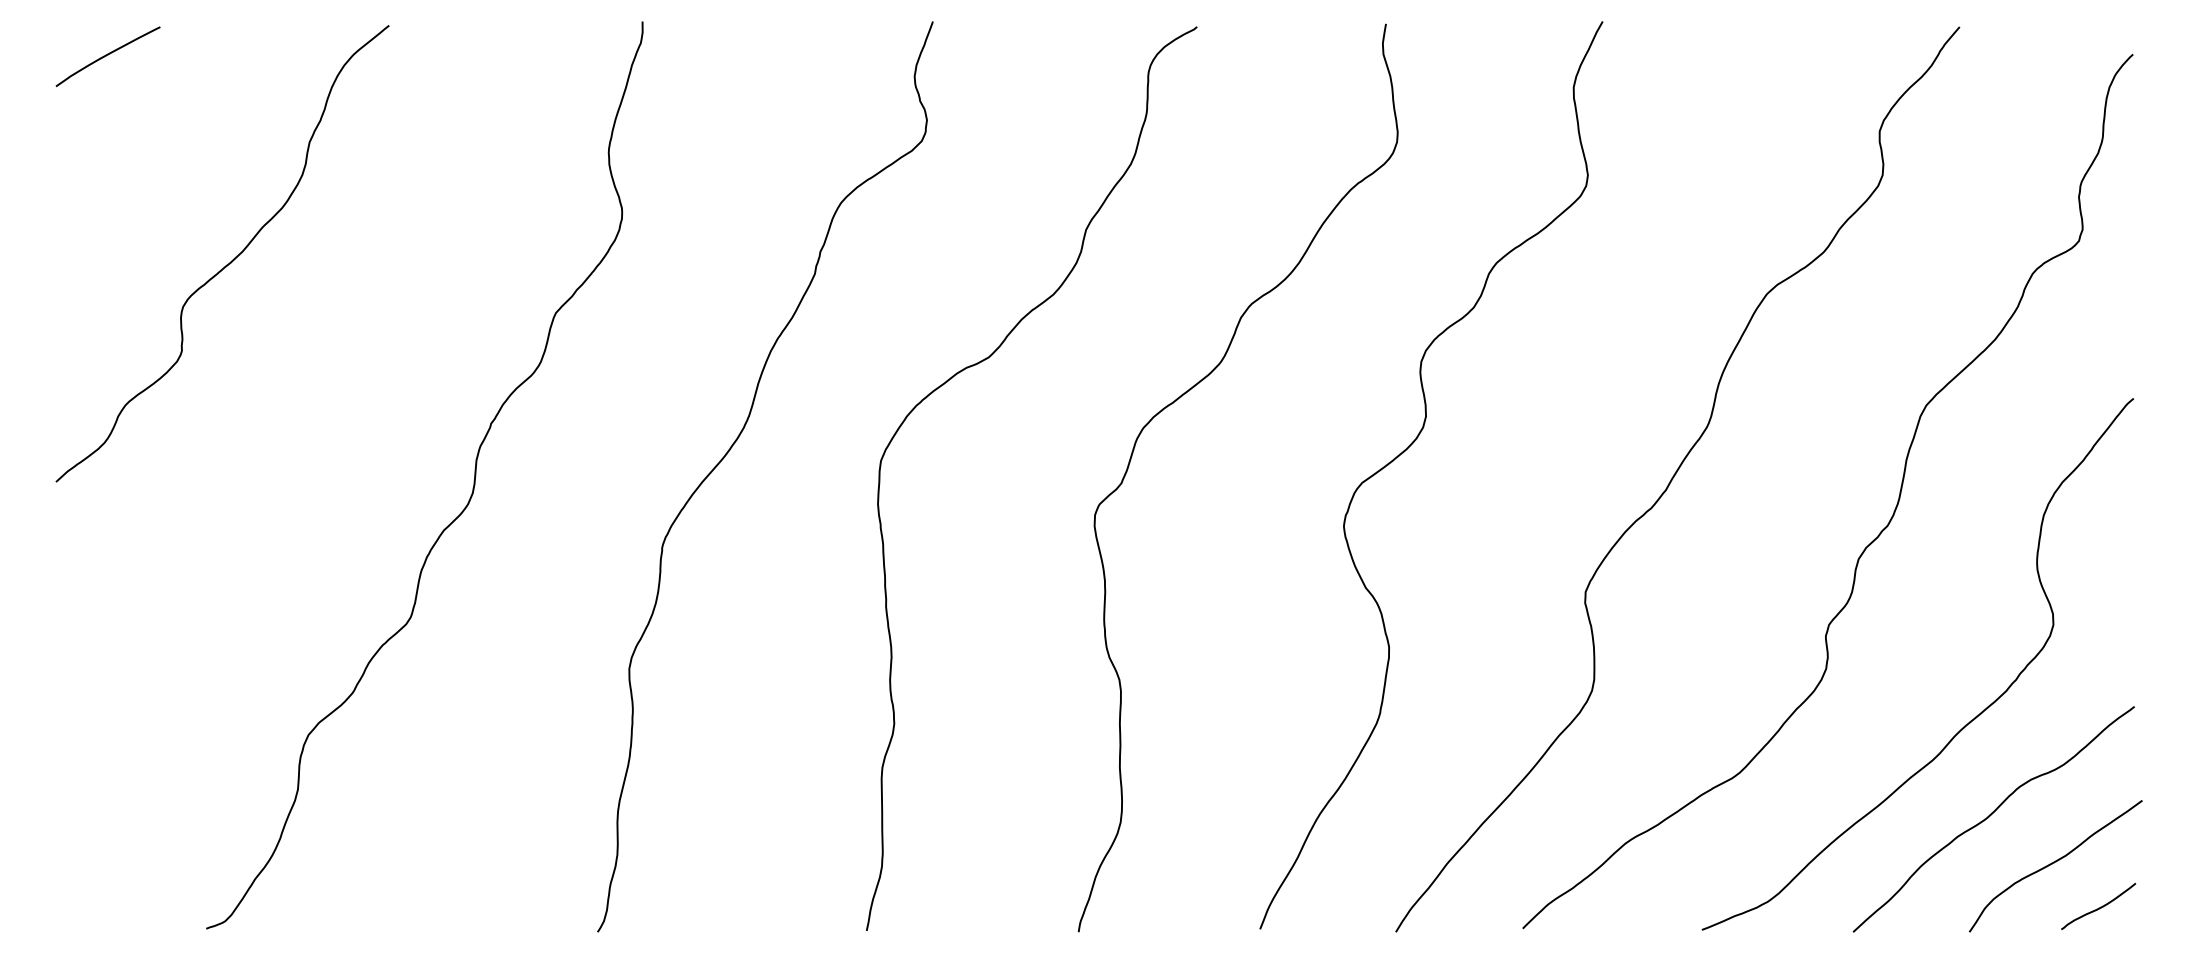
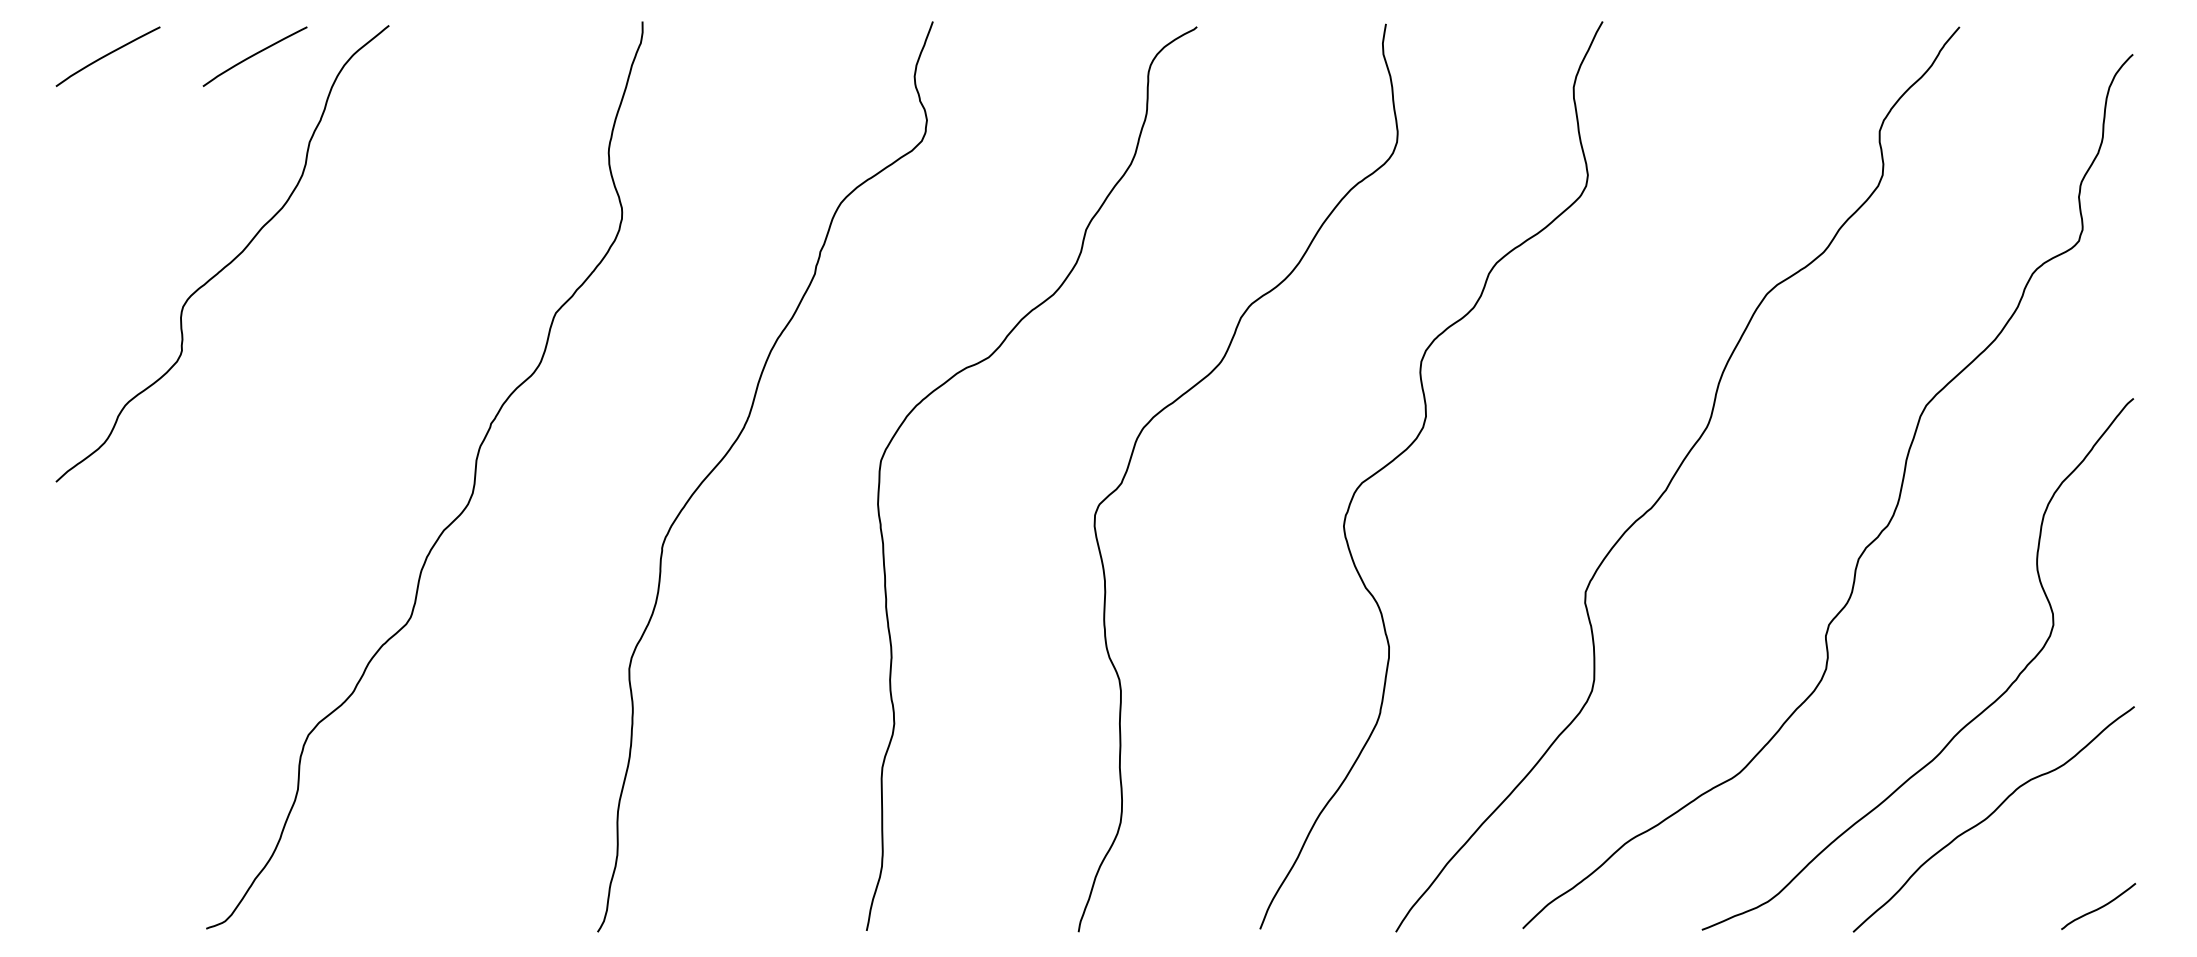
curve: none -> present (254, 55)
curve: present -> none (2054, 863)
